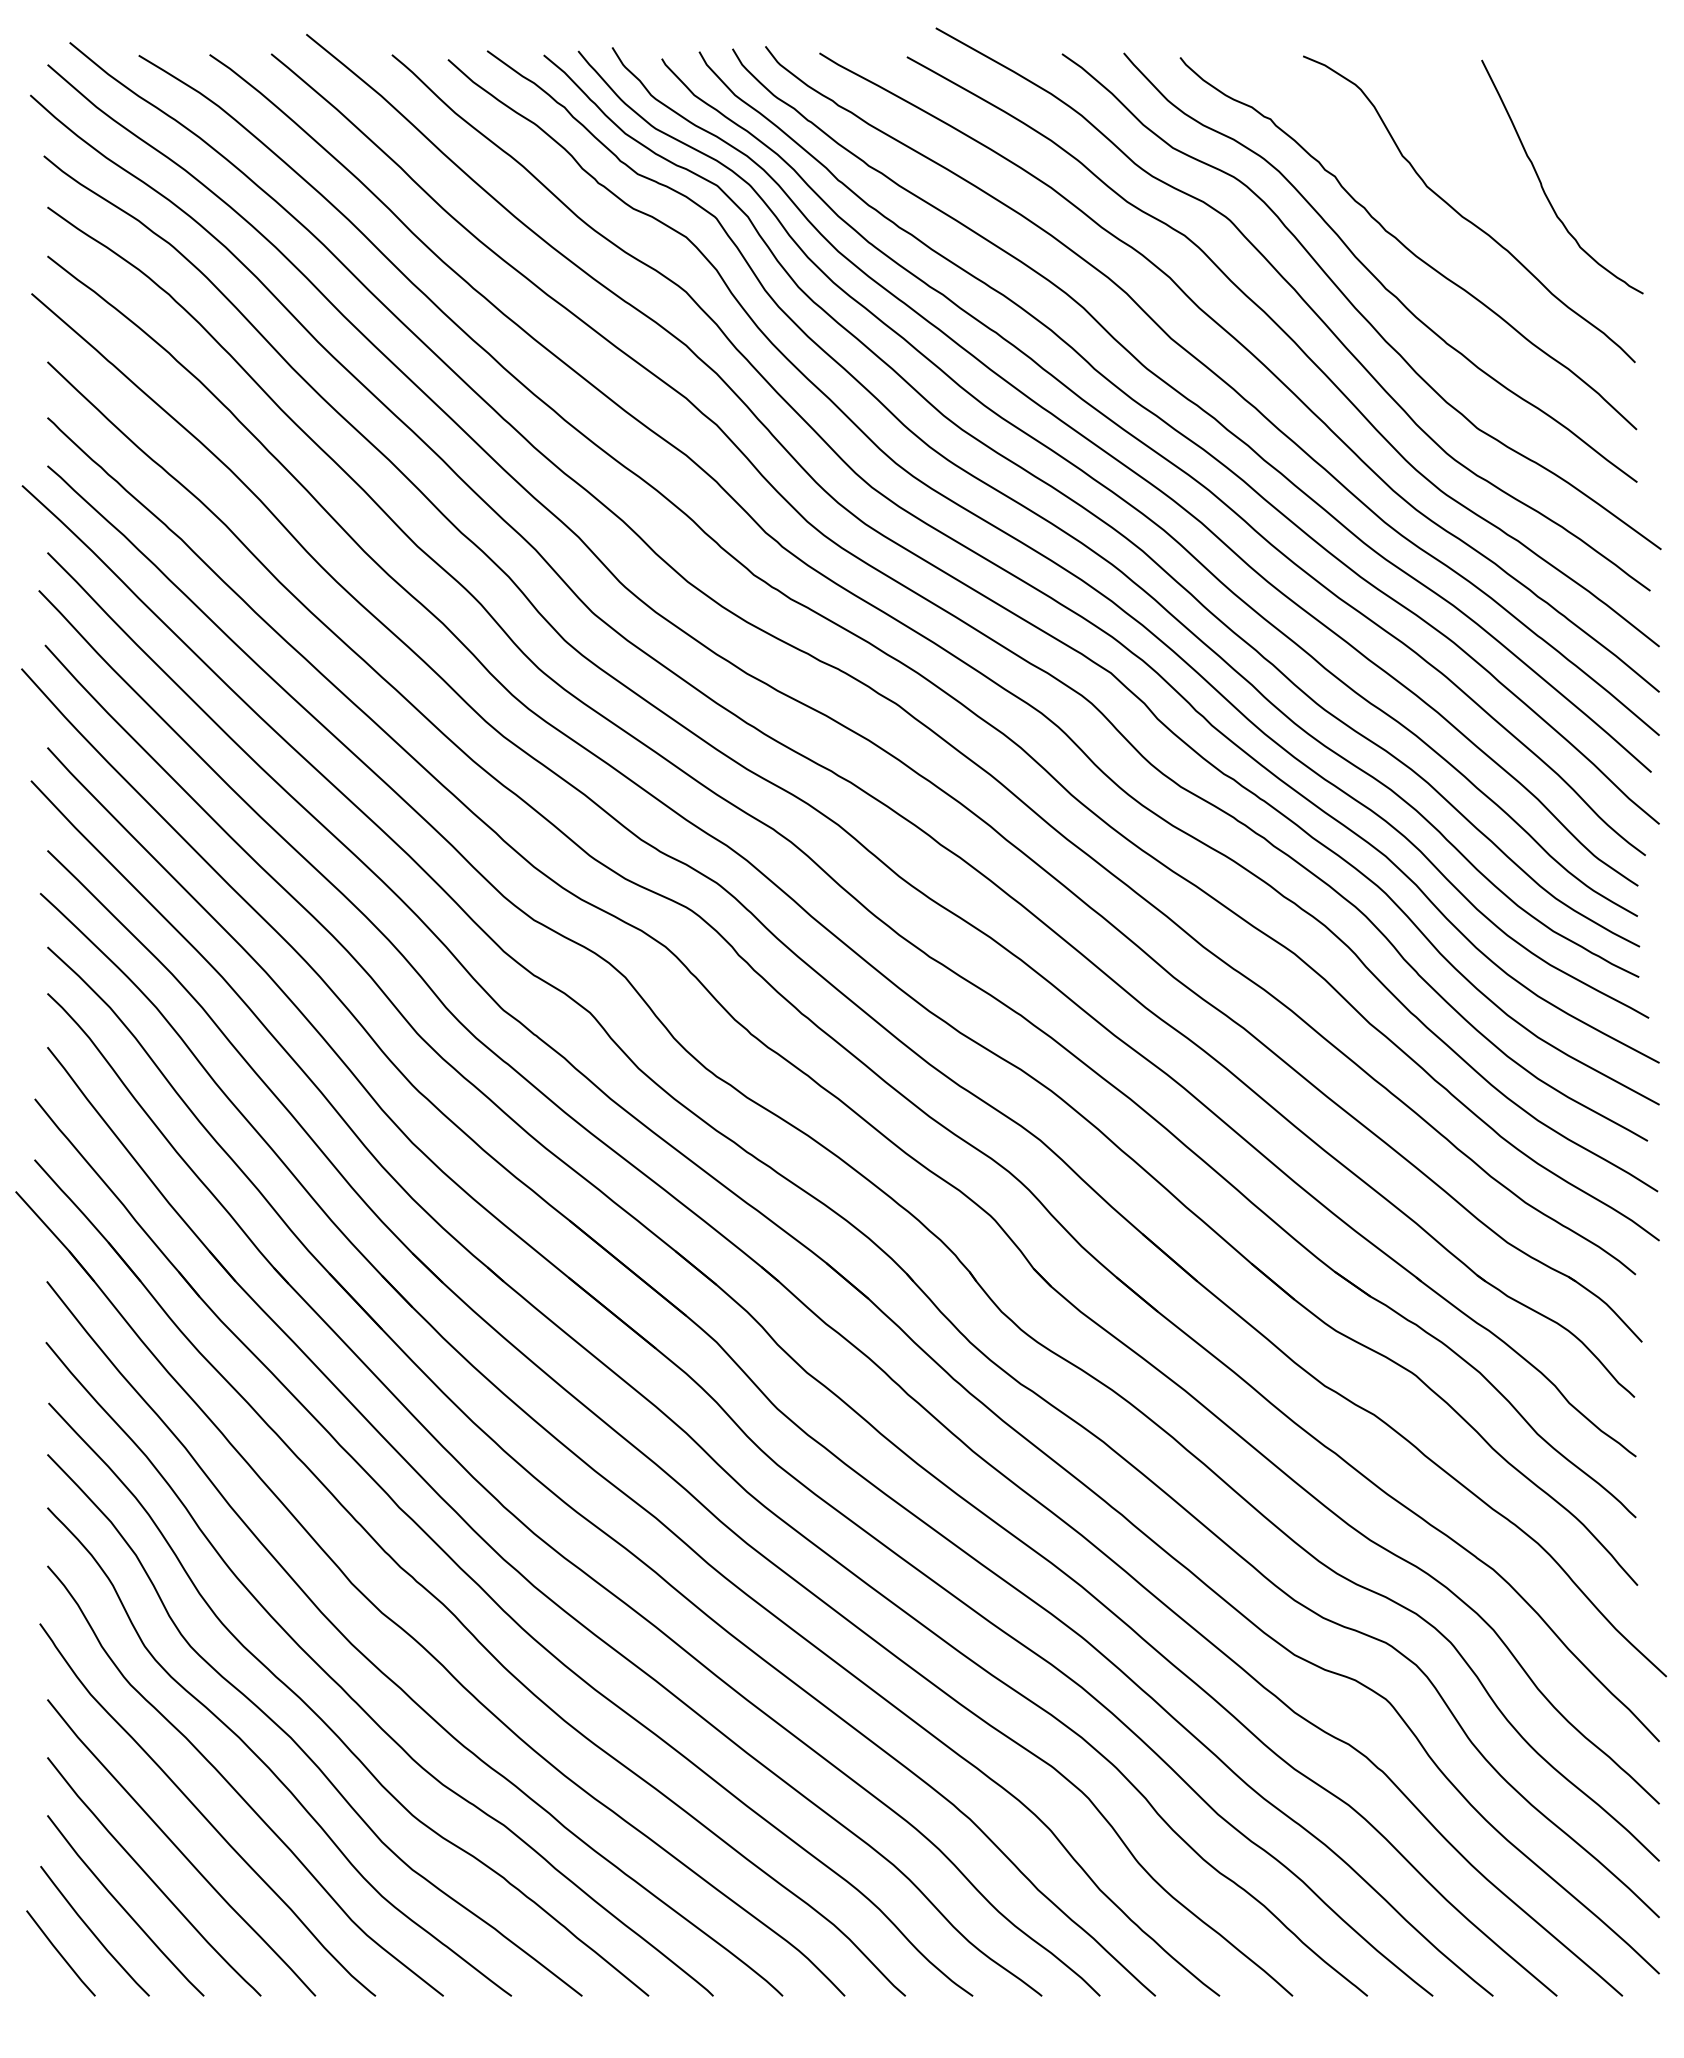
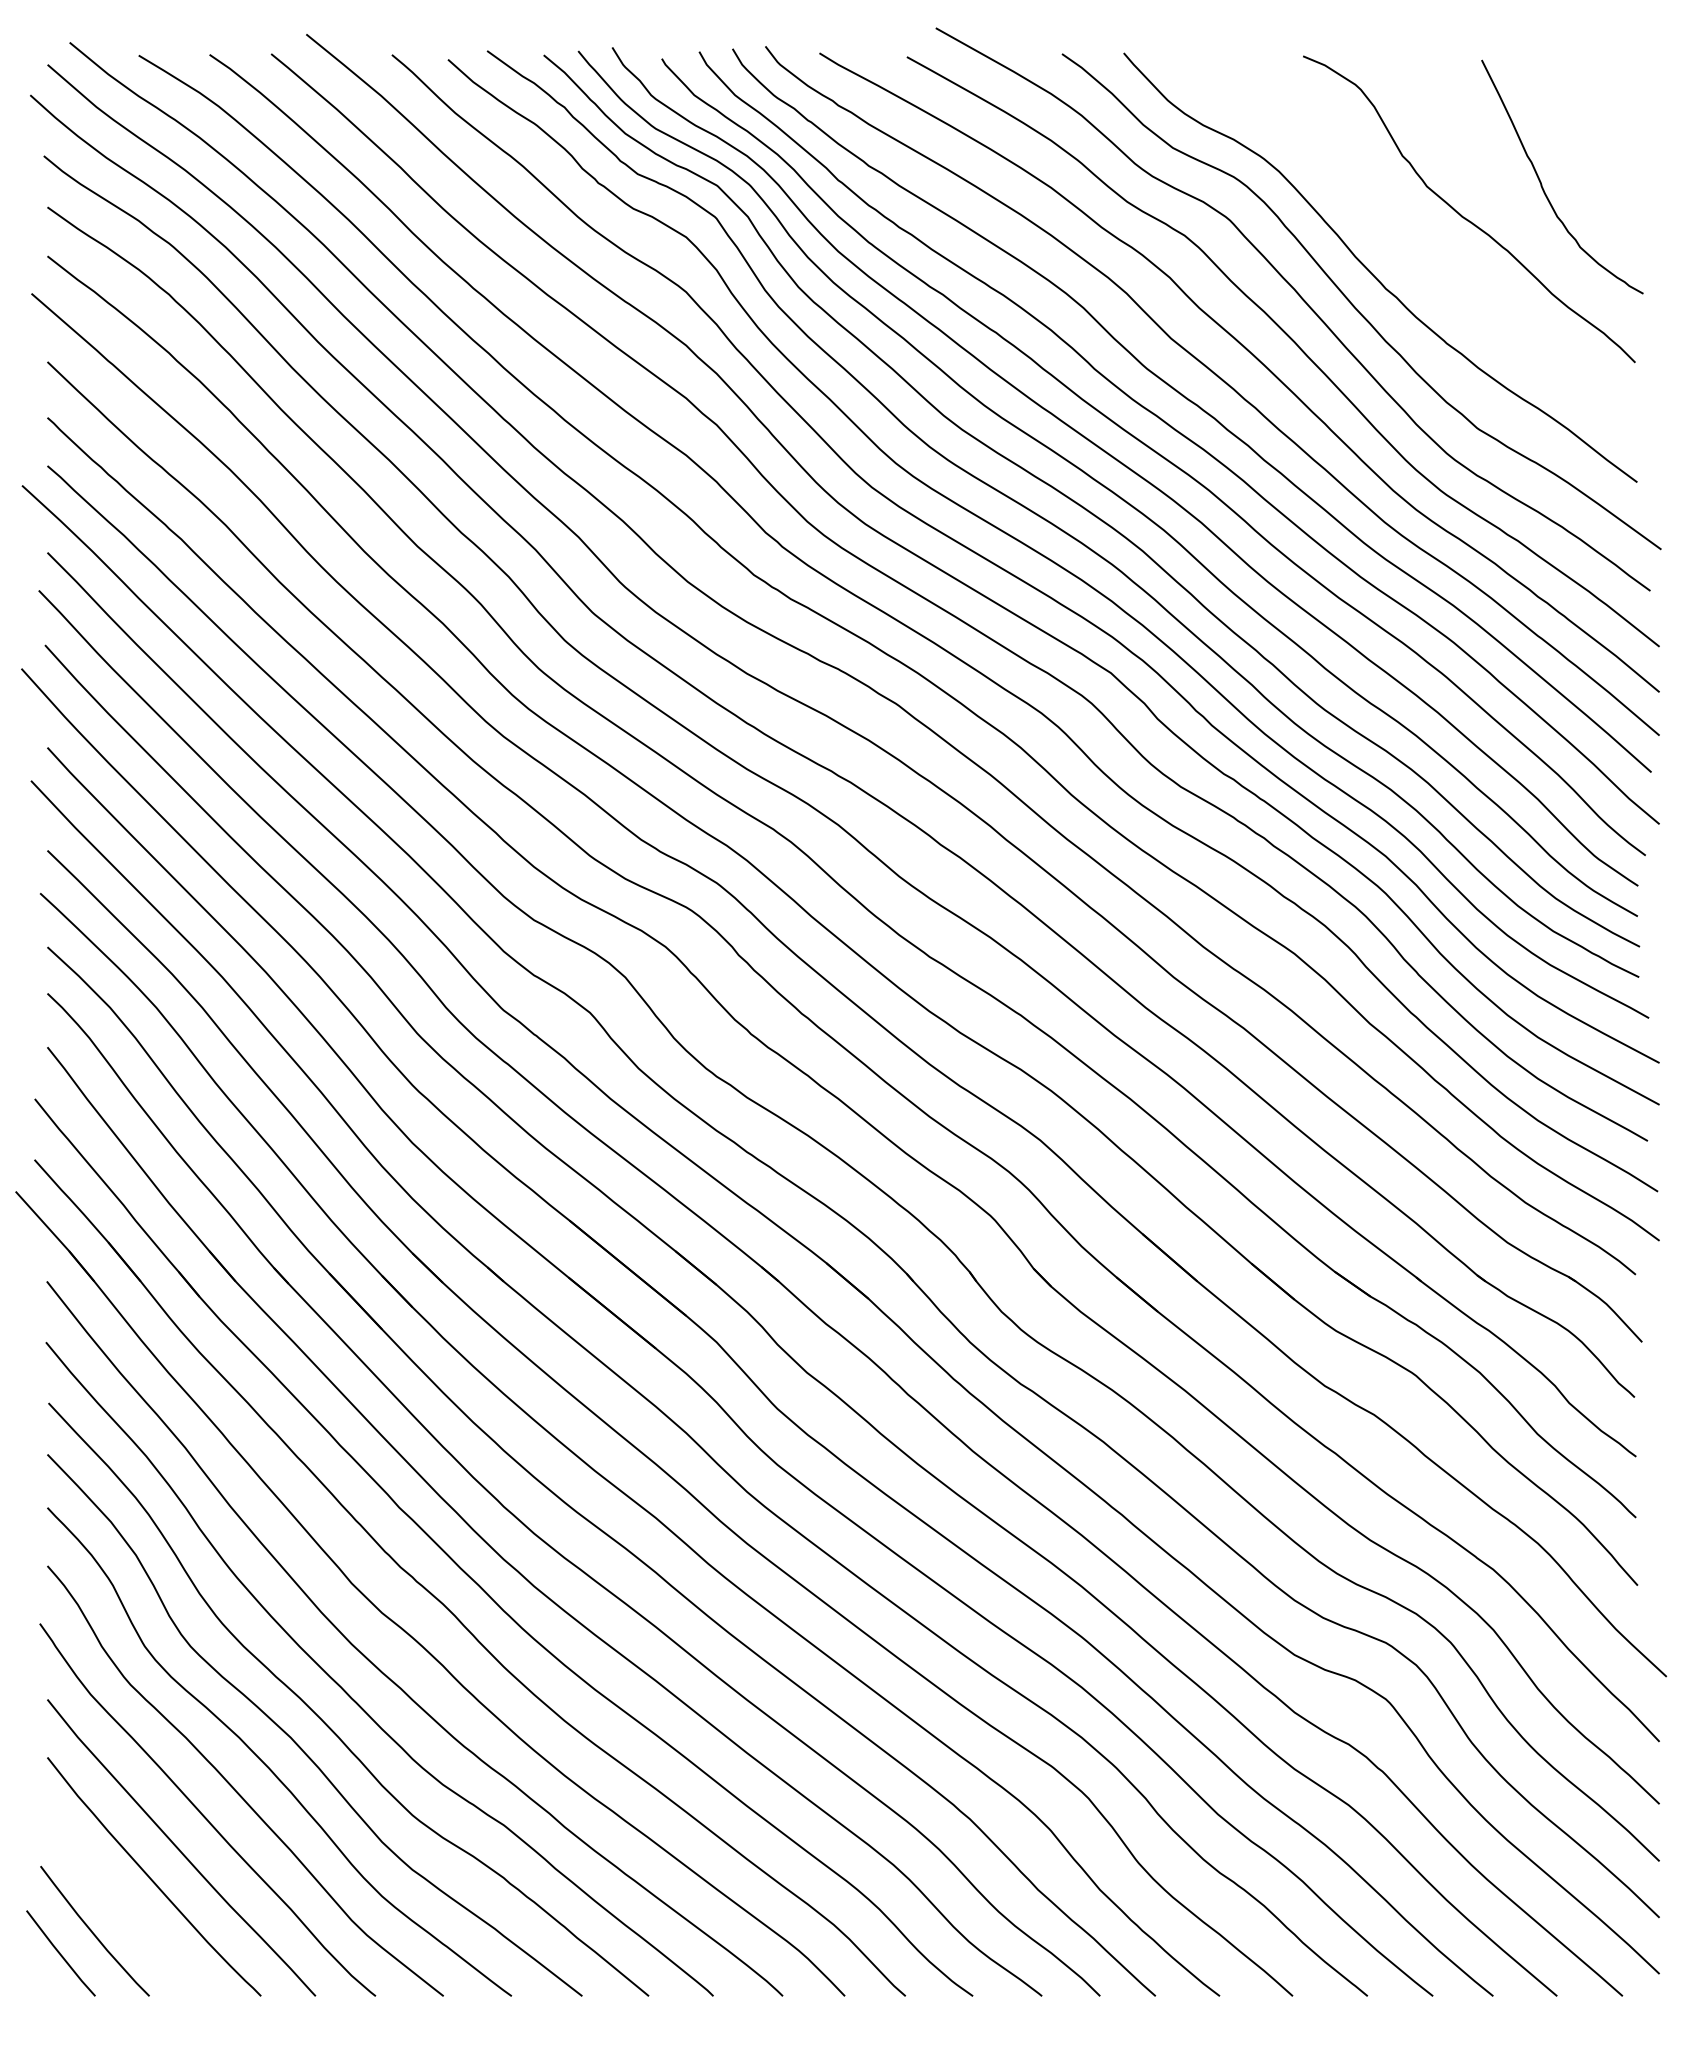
curve: present -> none (1405, 245)
curve: present -> none (123, 1906)
